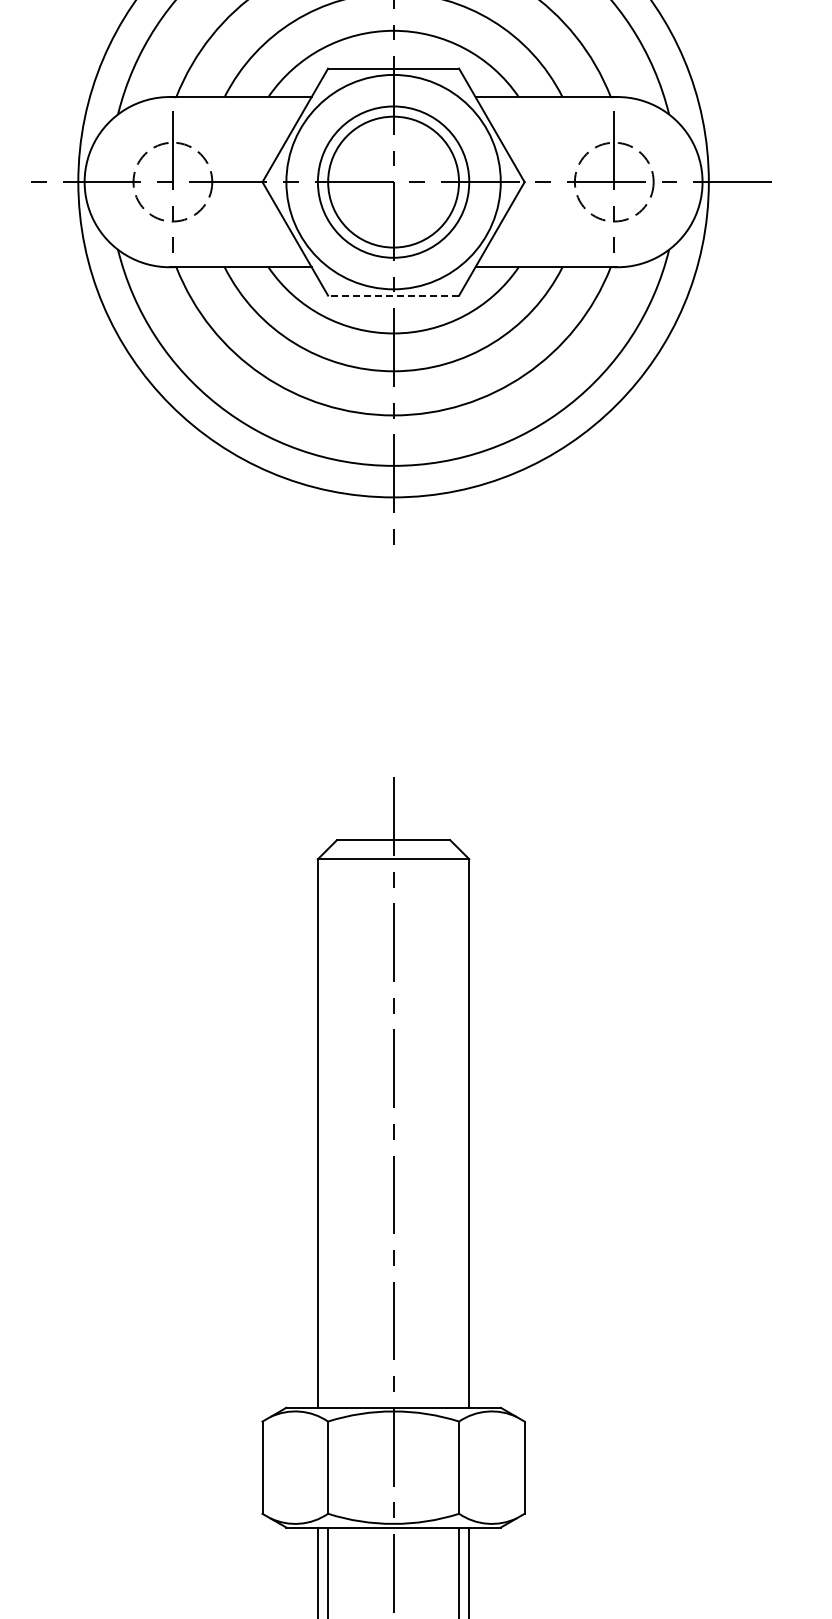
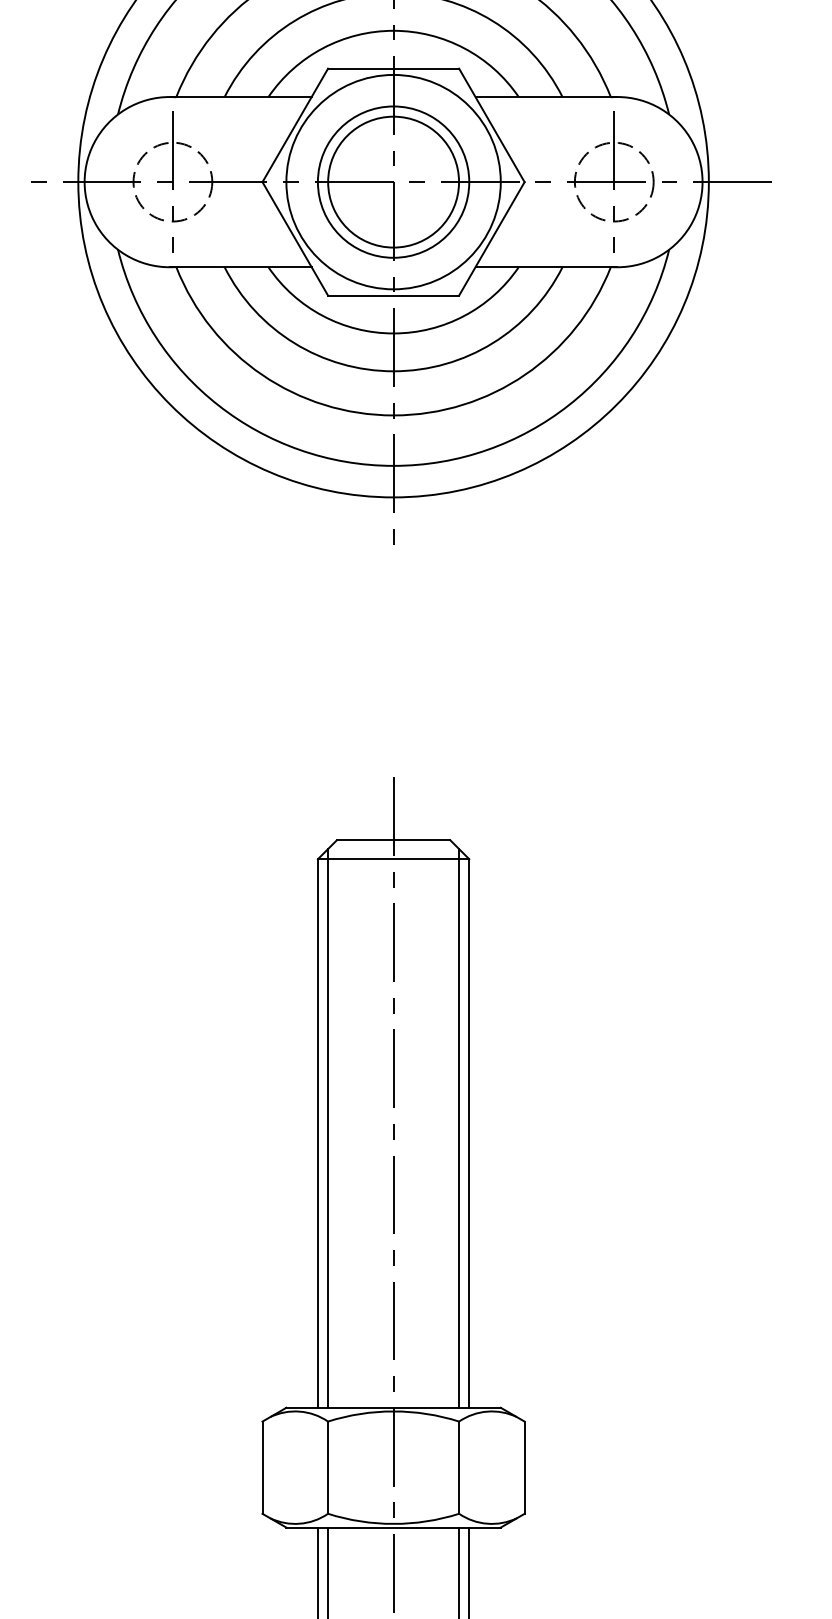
line: dashed -> solid (393, 295)
line: none -> present (328, 1128)
line: none -> present (458, 1128)
